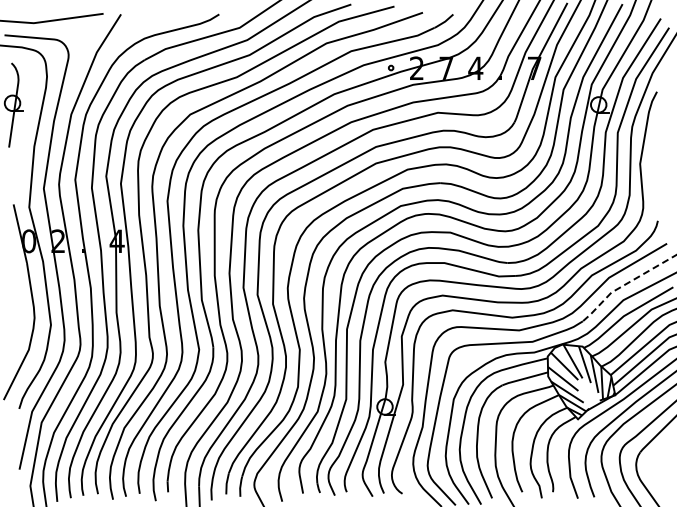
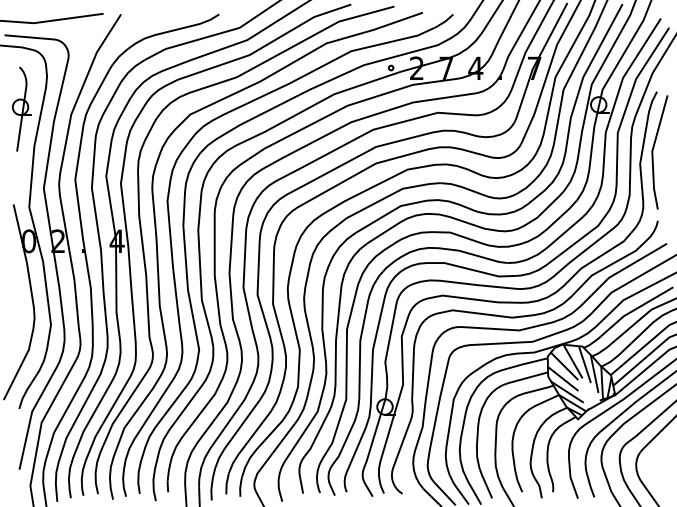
part position: (13, 104) -> (21, 108) (21, 108)
line: none -> present (653, 152)
line: dashed -> solid (625, 284)
